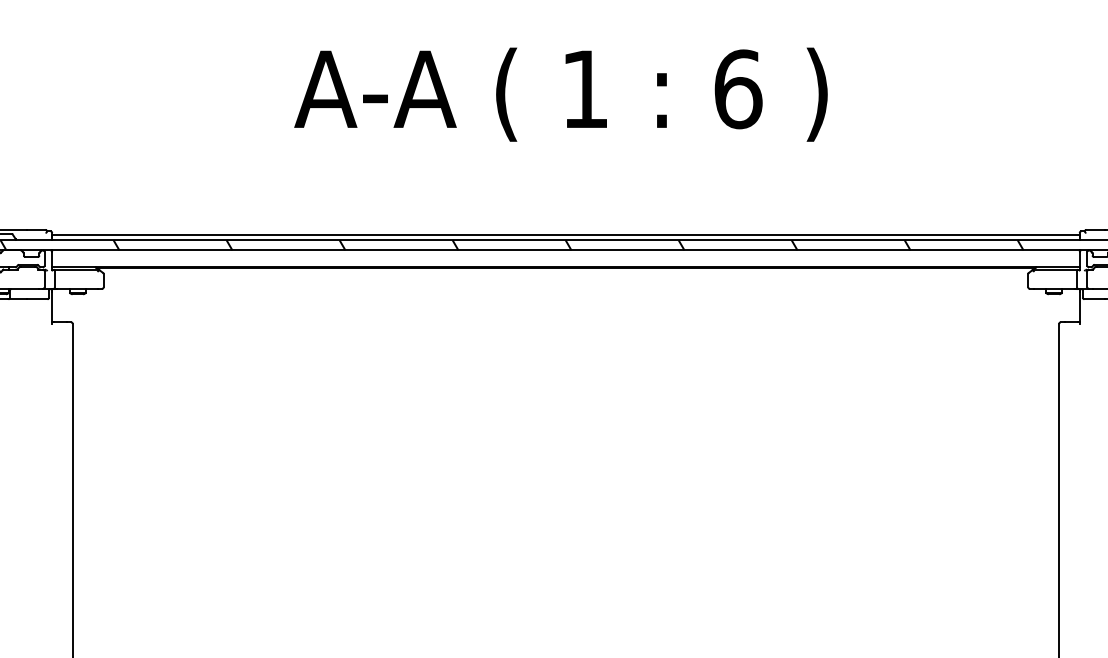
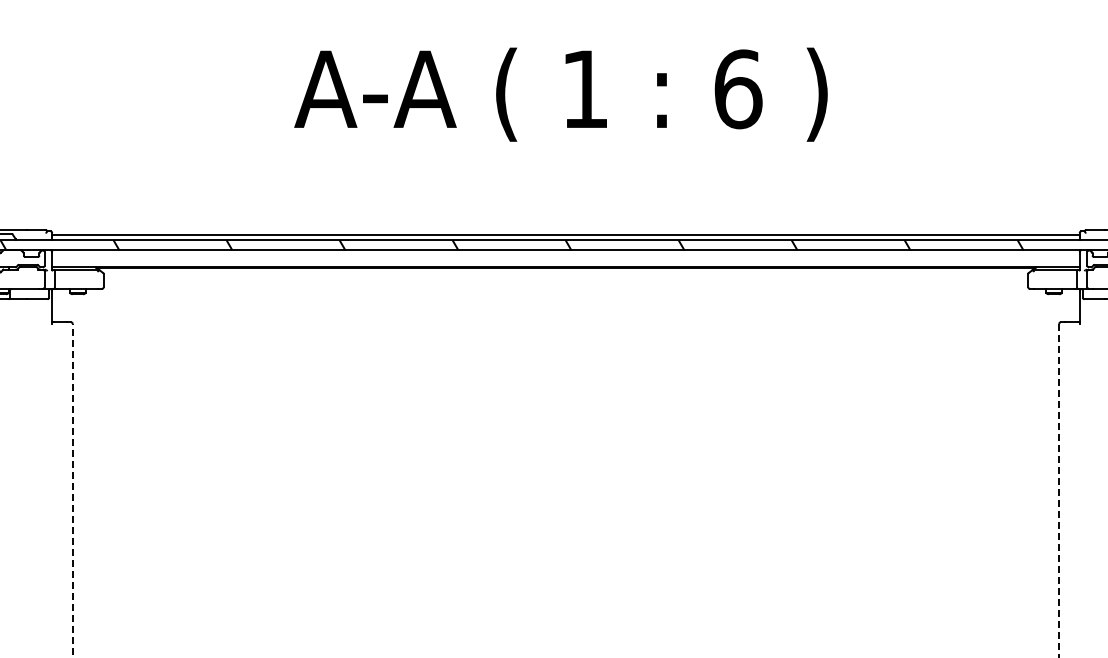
line: solid -> dashed (72, 490)
line: solid -> dashed (1059, 490)
